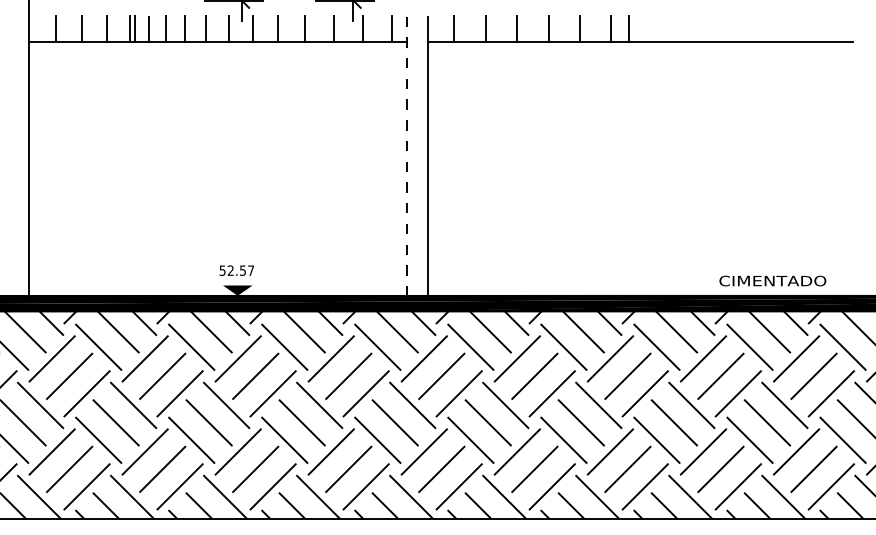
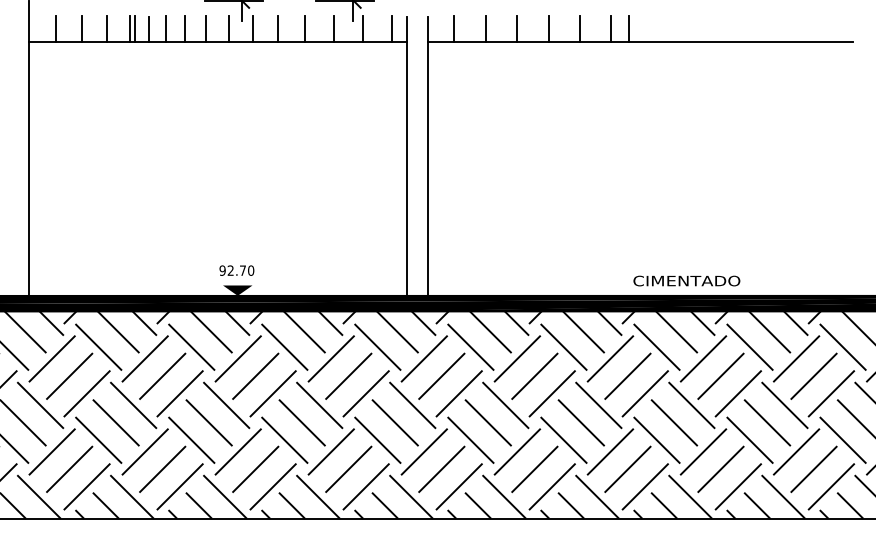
line: dashed -> solid (407, 156)
text: 52.57 -> 92.70 (236, 270)
text position: (772, 280) -> (686, 280) (686, 280)
